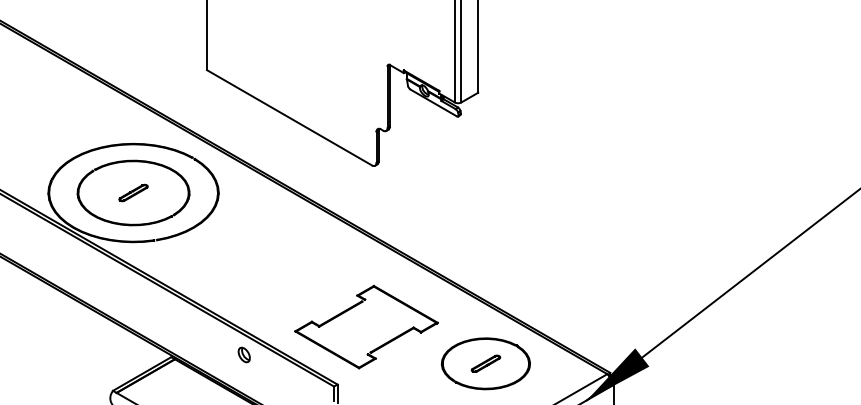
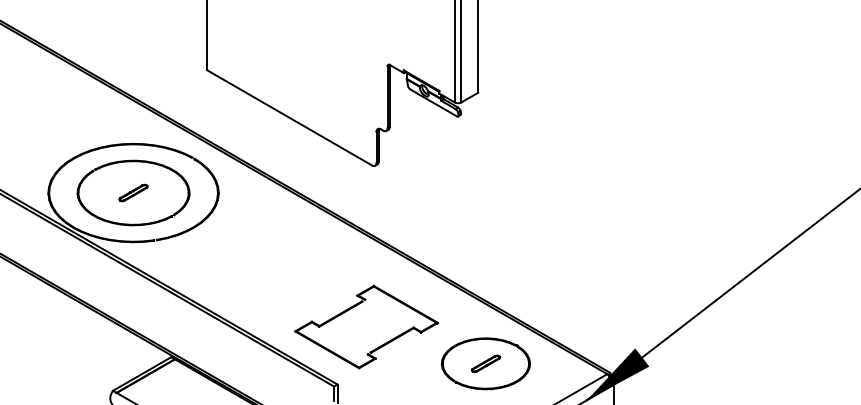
part: present -> none (243, 354)
